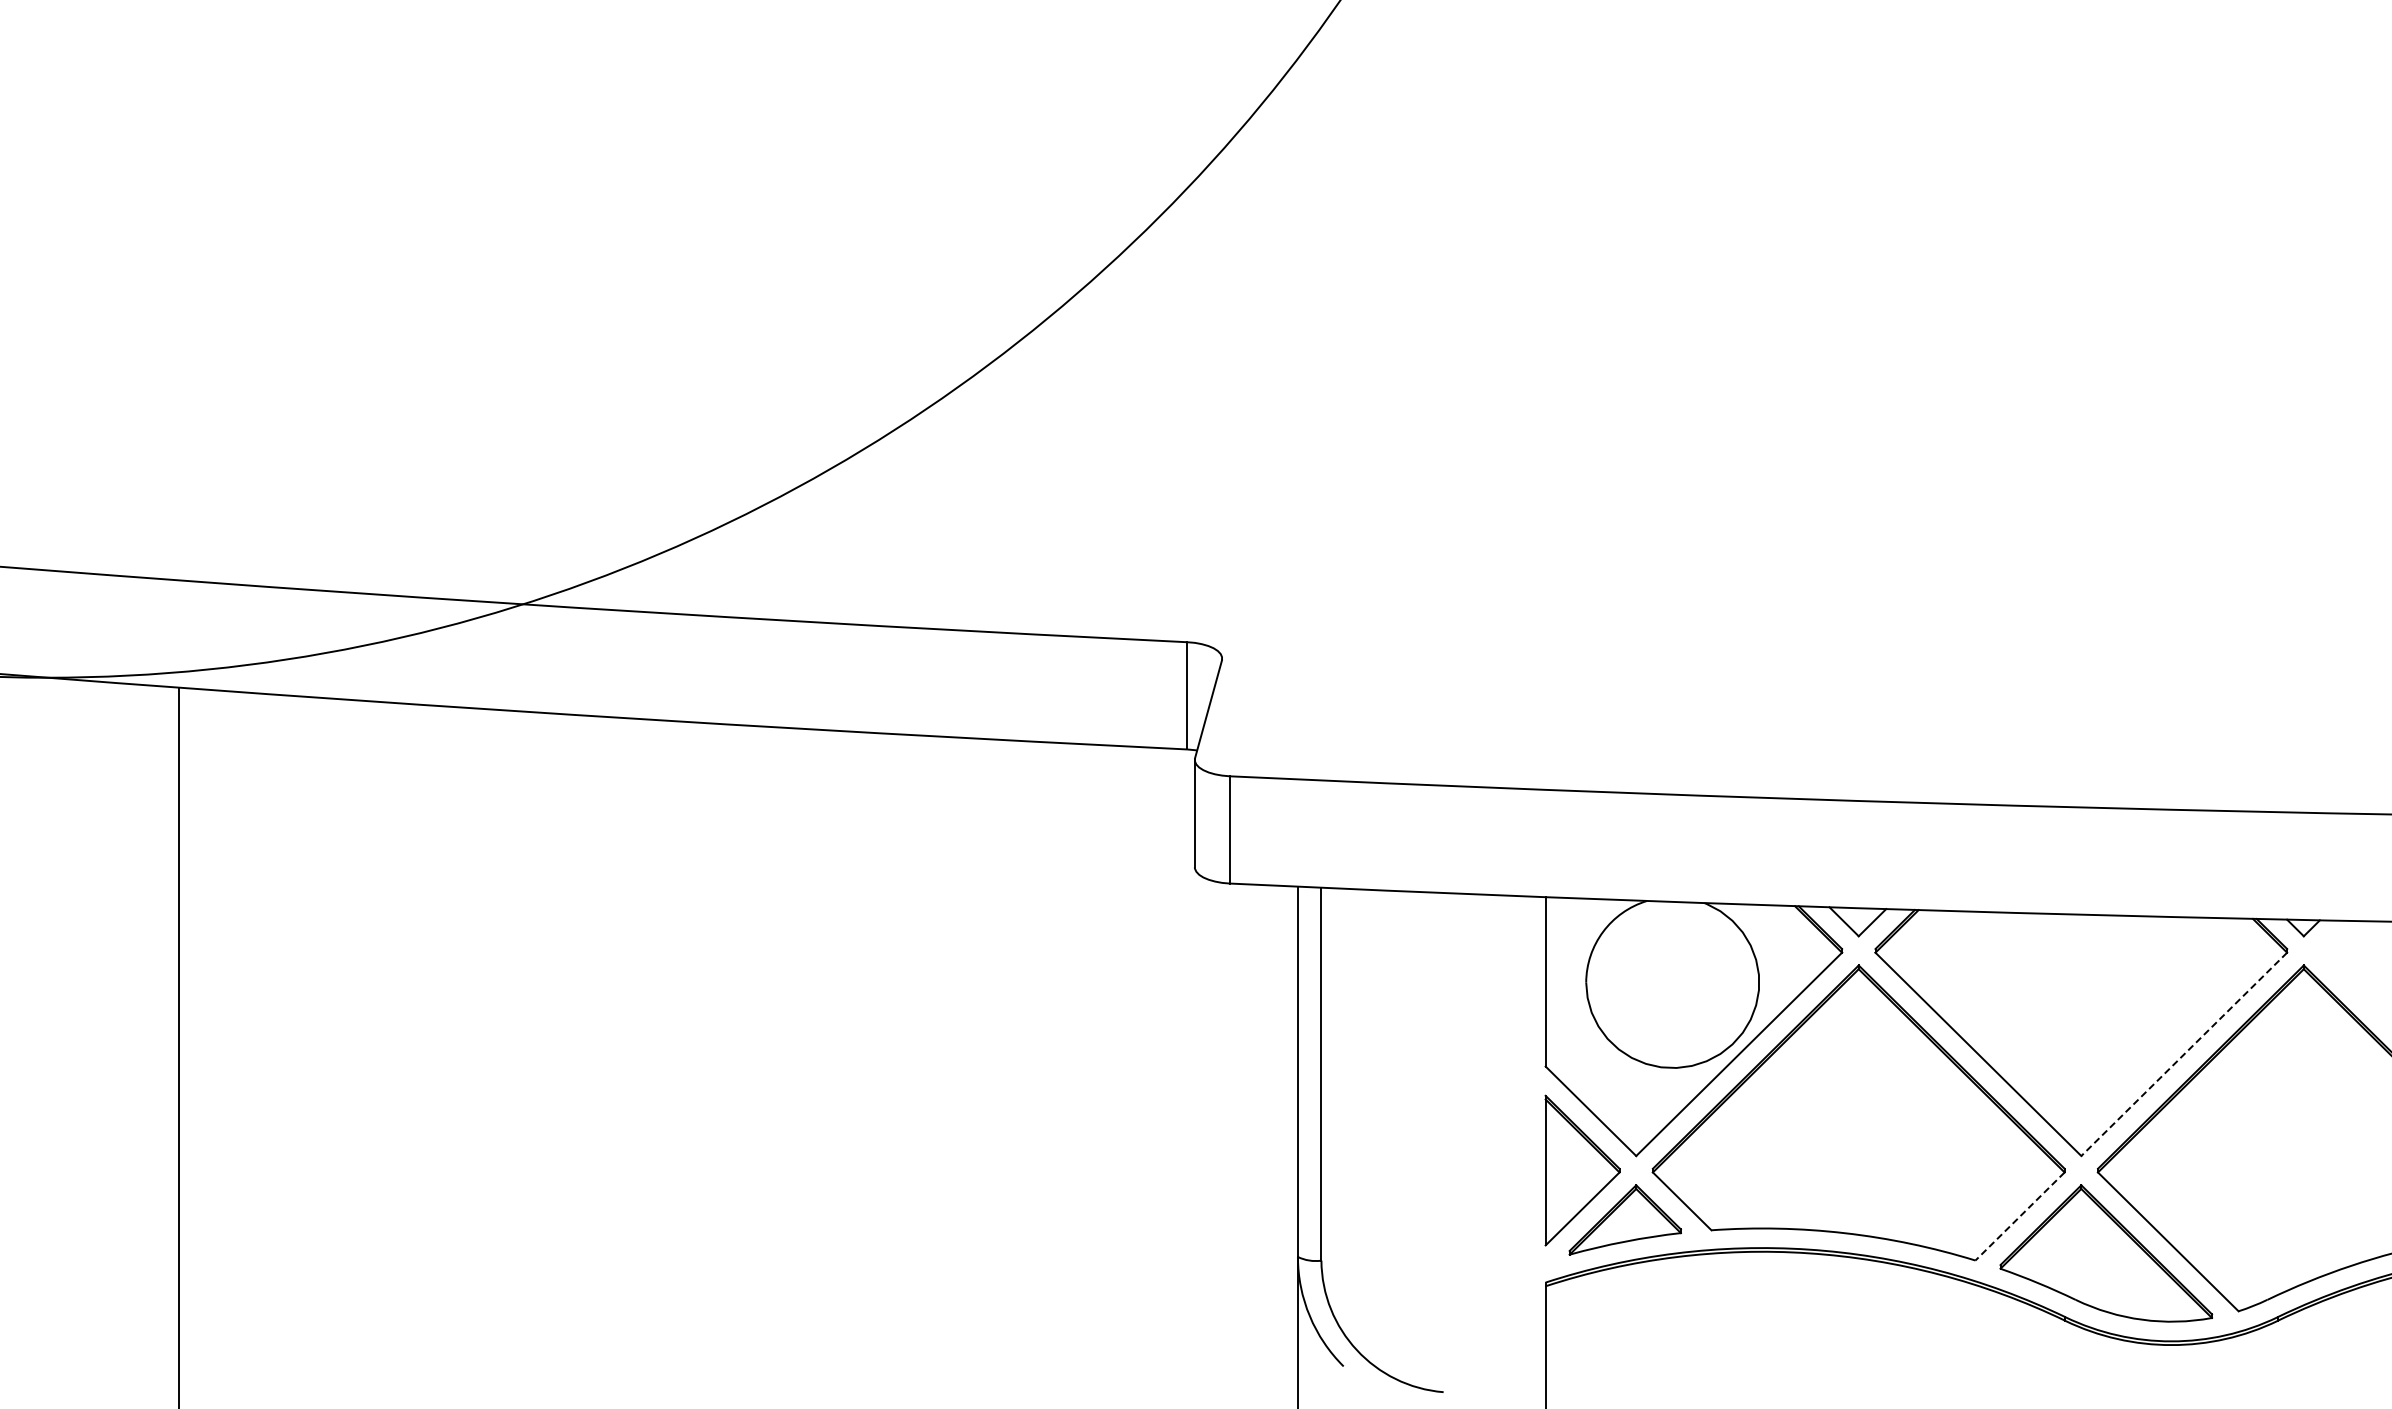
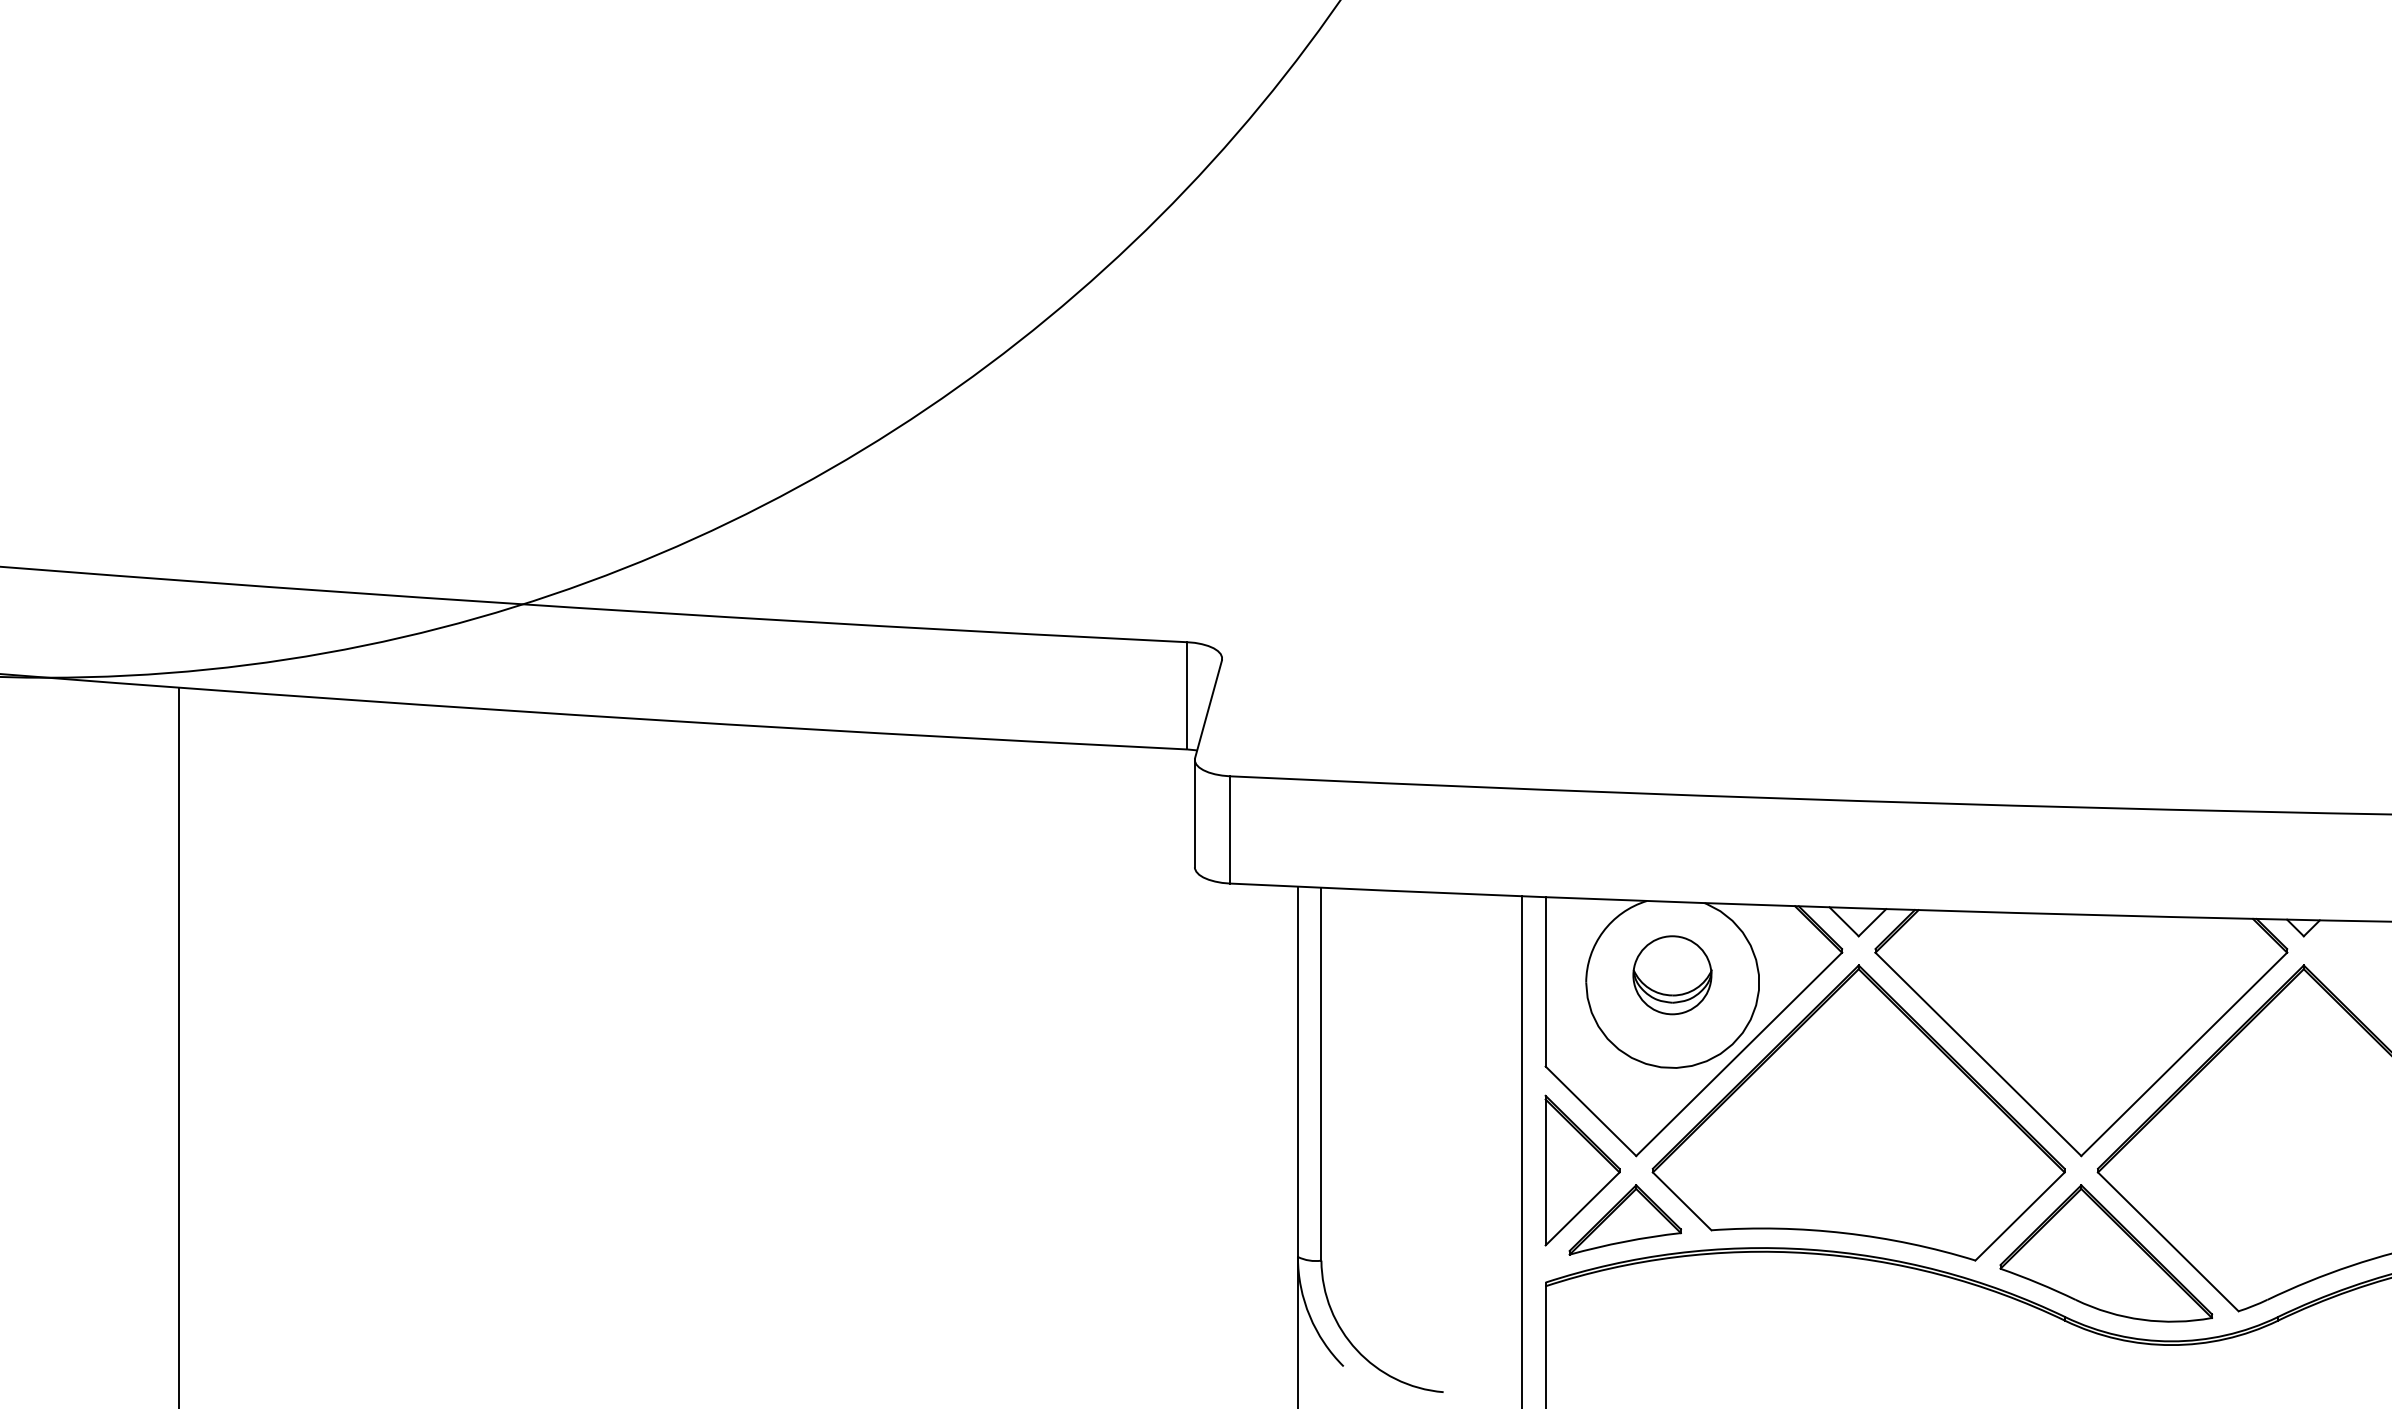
part: none -> present (1672, 975)
line: dashed -> solid (2184, 1054)
line: none -> present (1522, 1150)
line: dashed -> solid (2020, 1216)
